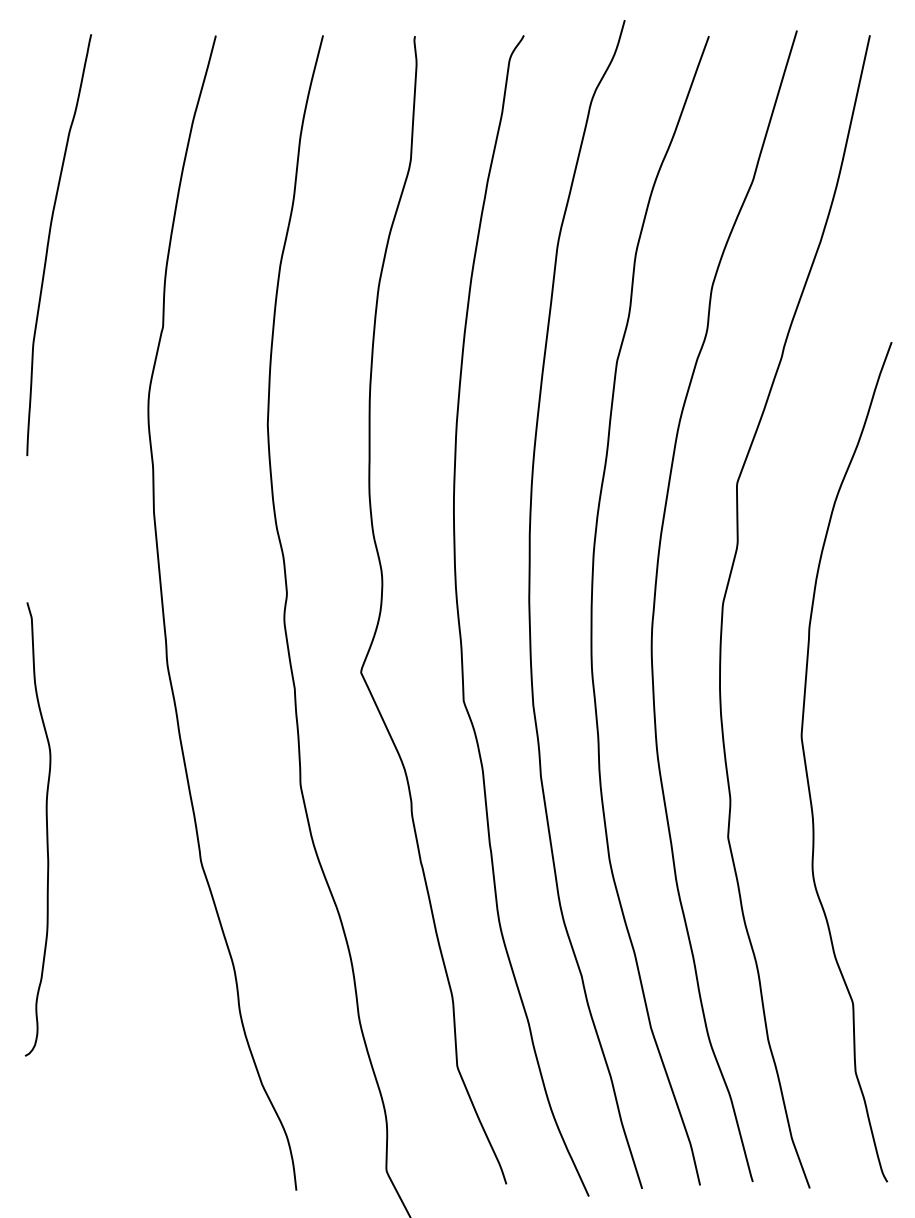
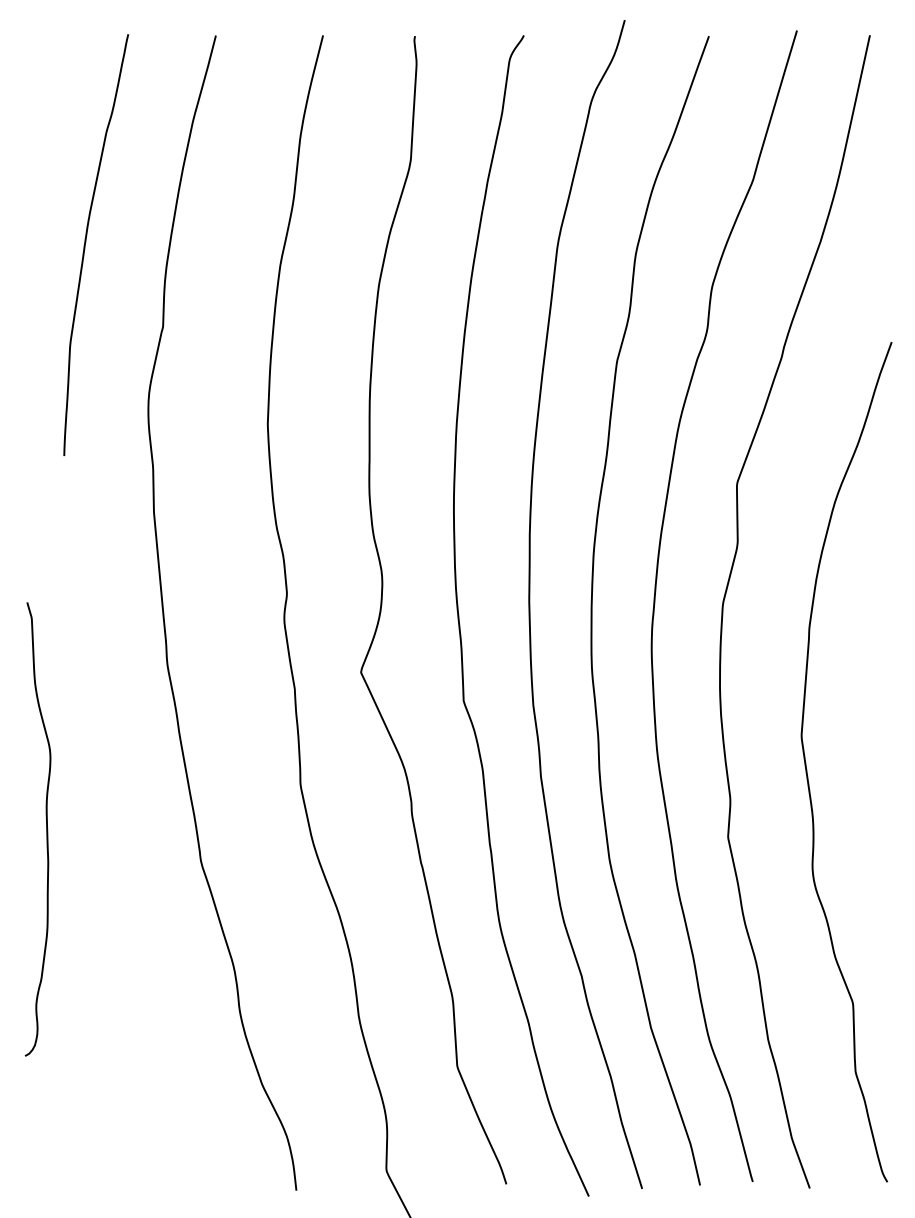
curve position: (49, 242) -> (86, 242) (86, 242)
